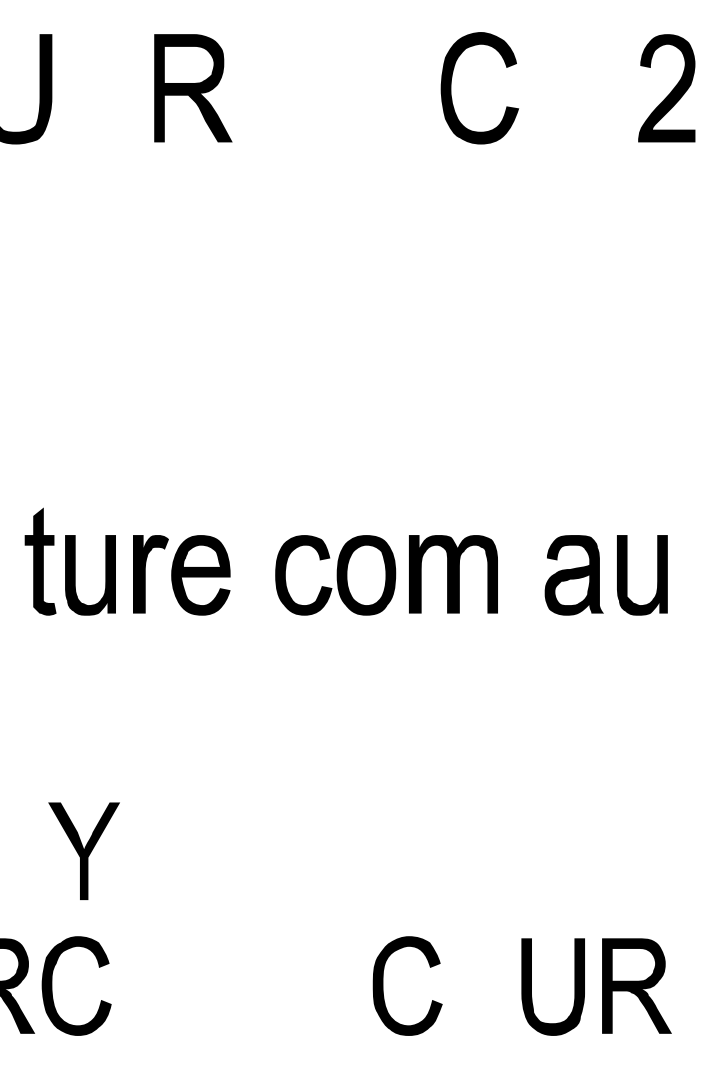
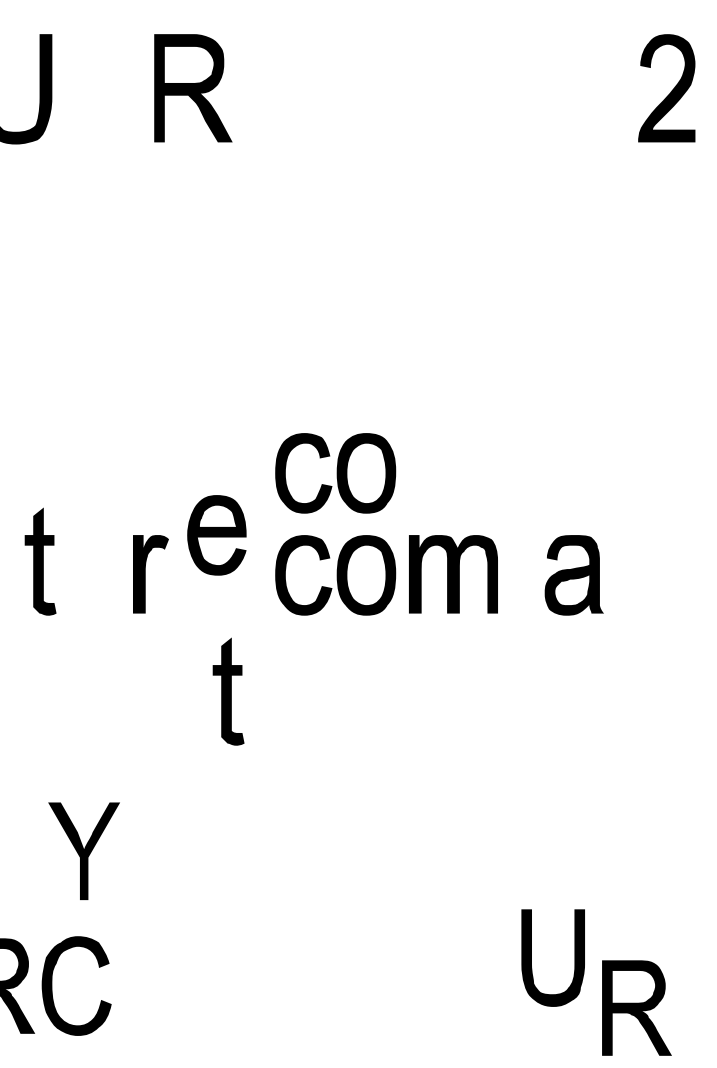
part: present -> none (451, 88)
part: none -> present (335, 473)
fill: present -> none (90, 575)
part position: (200, 575) -> (216, 535) (216, 535)
fill: present -> none (641, 575)
part: none -> present (228, 691)
fill: present -> none (407, 985)
part position: (636, 985) -> (636, 1007) (636, 1007)
part position: (531, 986) -> (531, 957) (531, 957)
